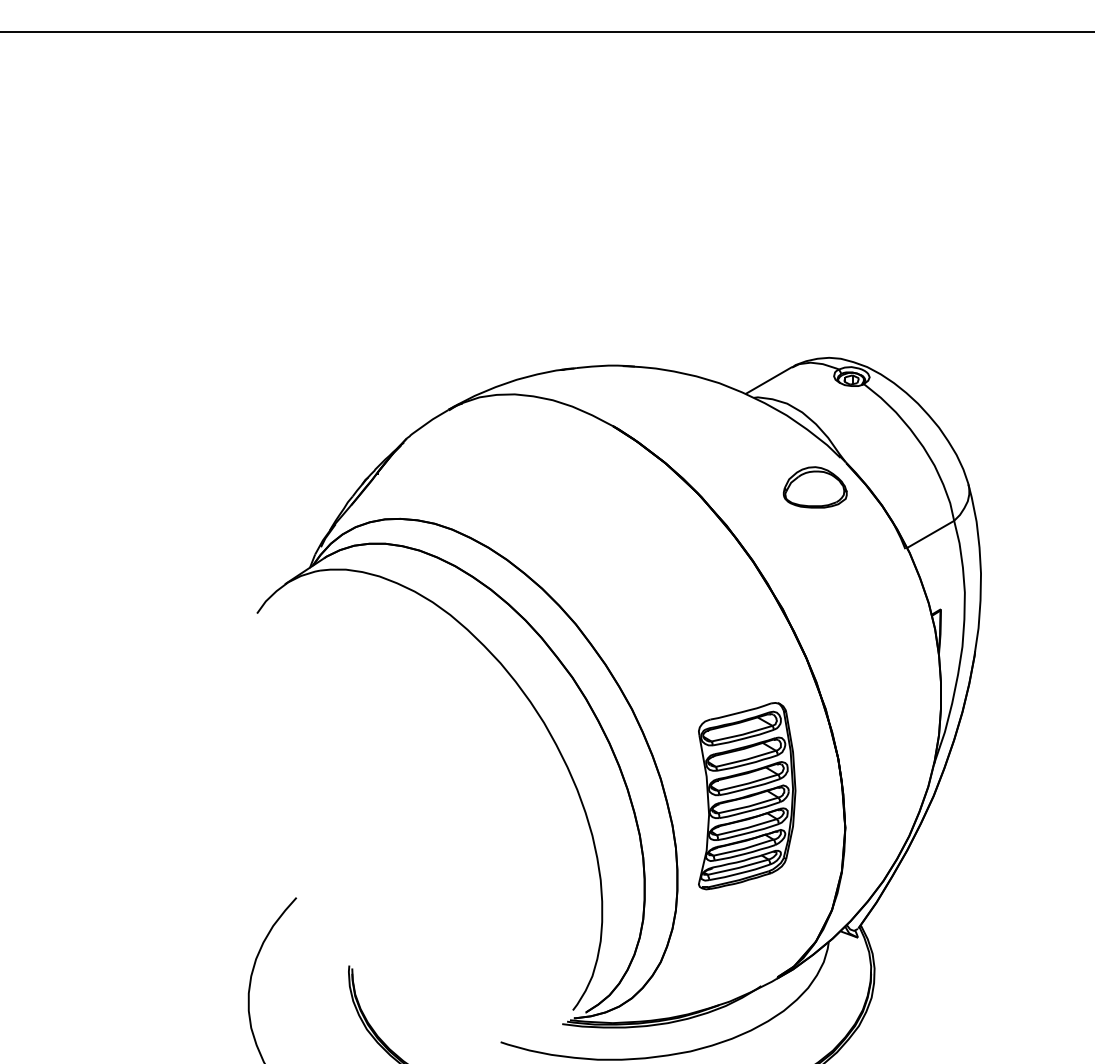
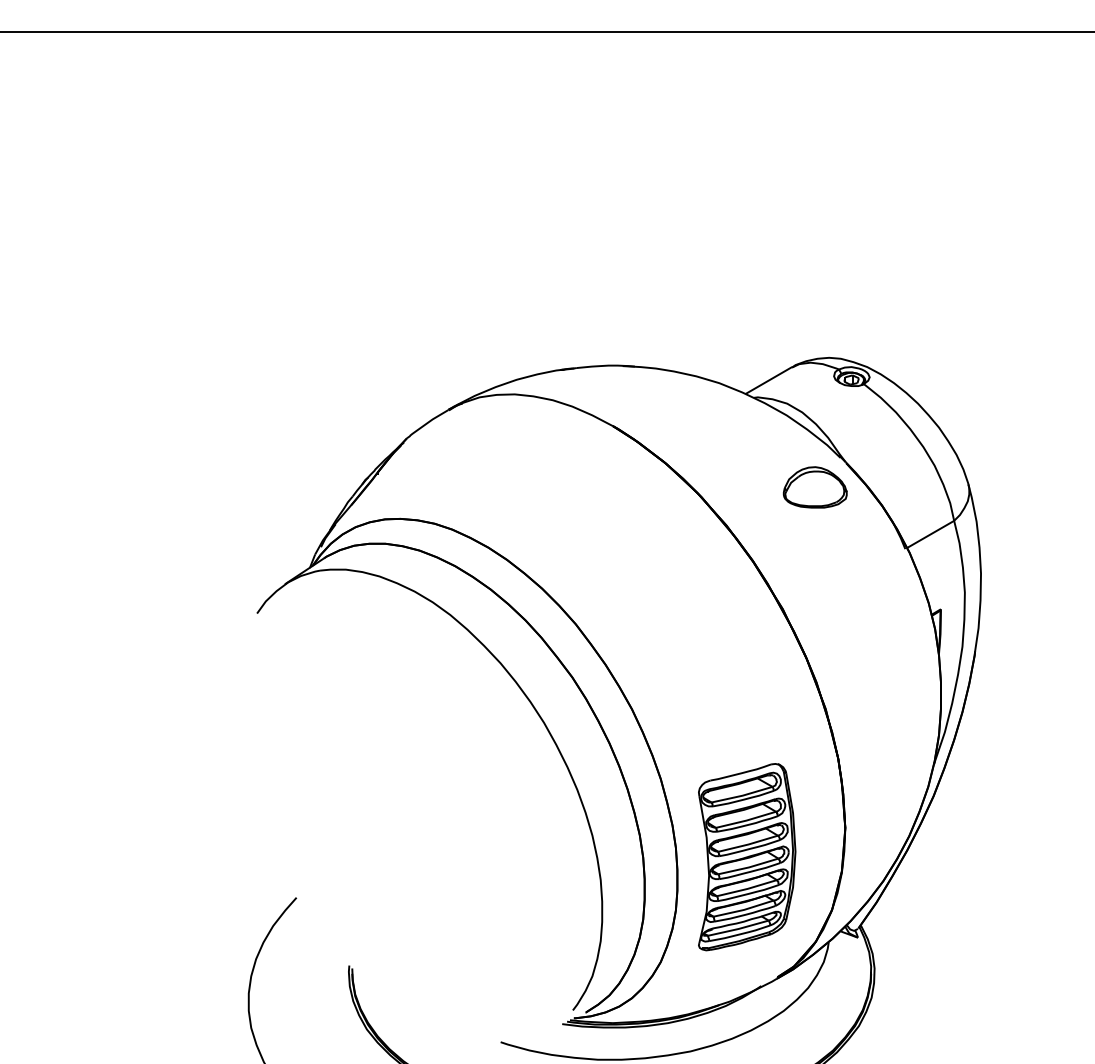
part position: (747, 796) -> (747, 857) (747, 857)
